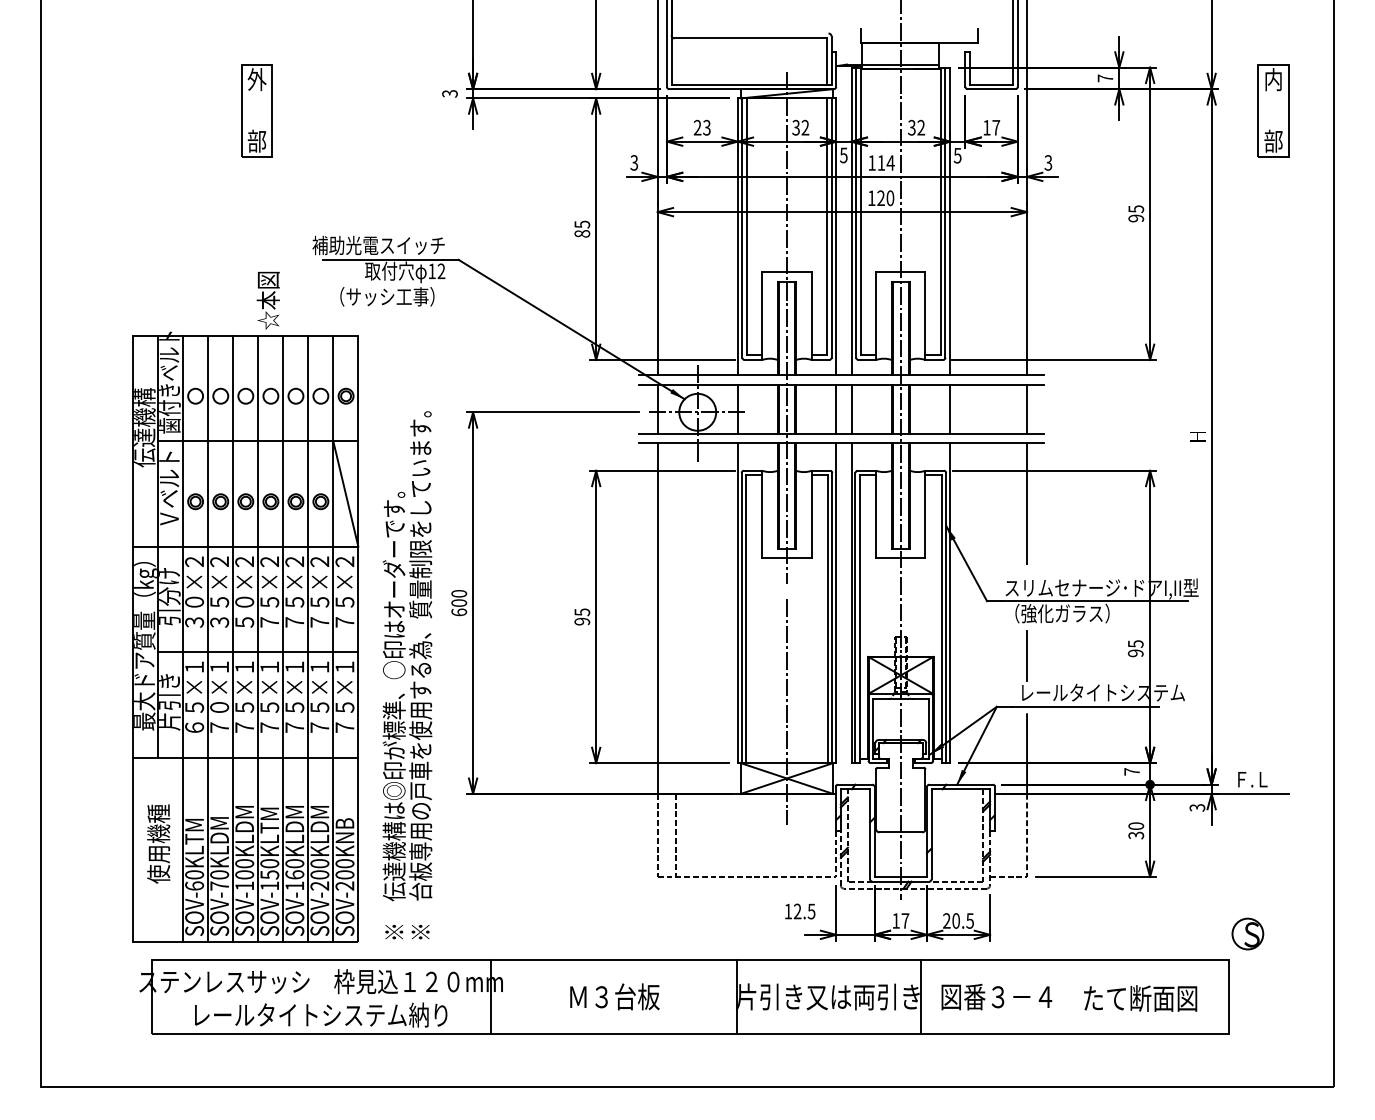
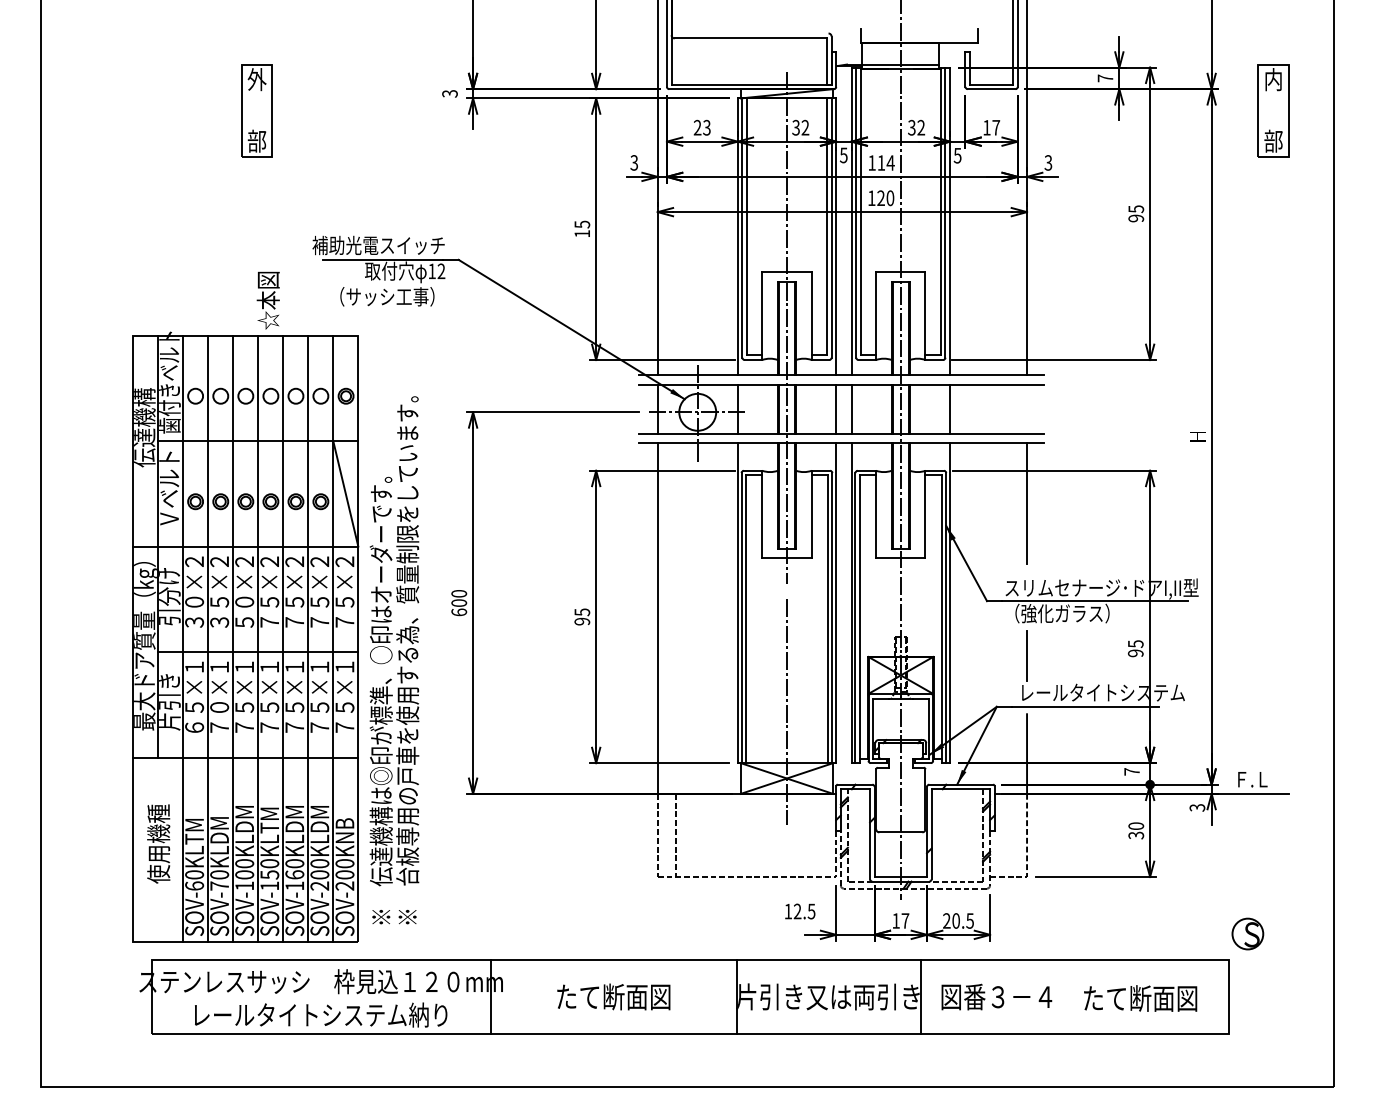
text: 85 -> 15 (582, 233)
line: present -> none (1027, 408)
text position: (407, 675) -> (394, 660) (394, 660)
text: Ｍ３台板 -> たて断面図 (613, 996)
